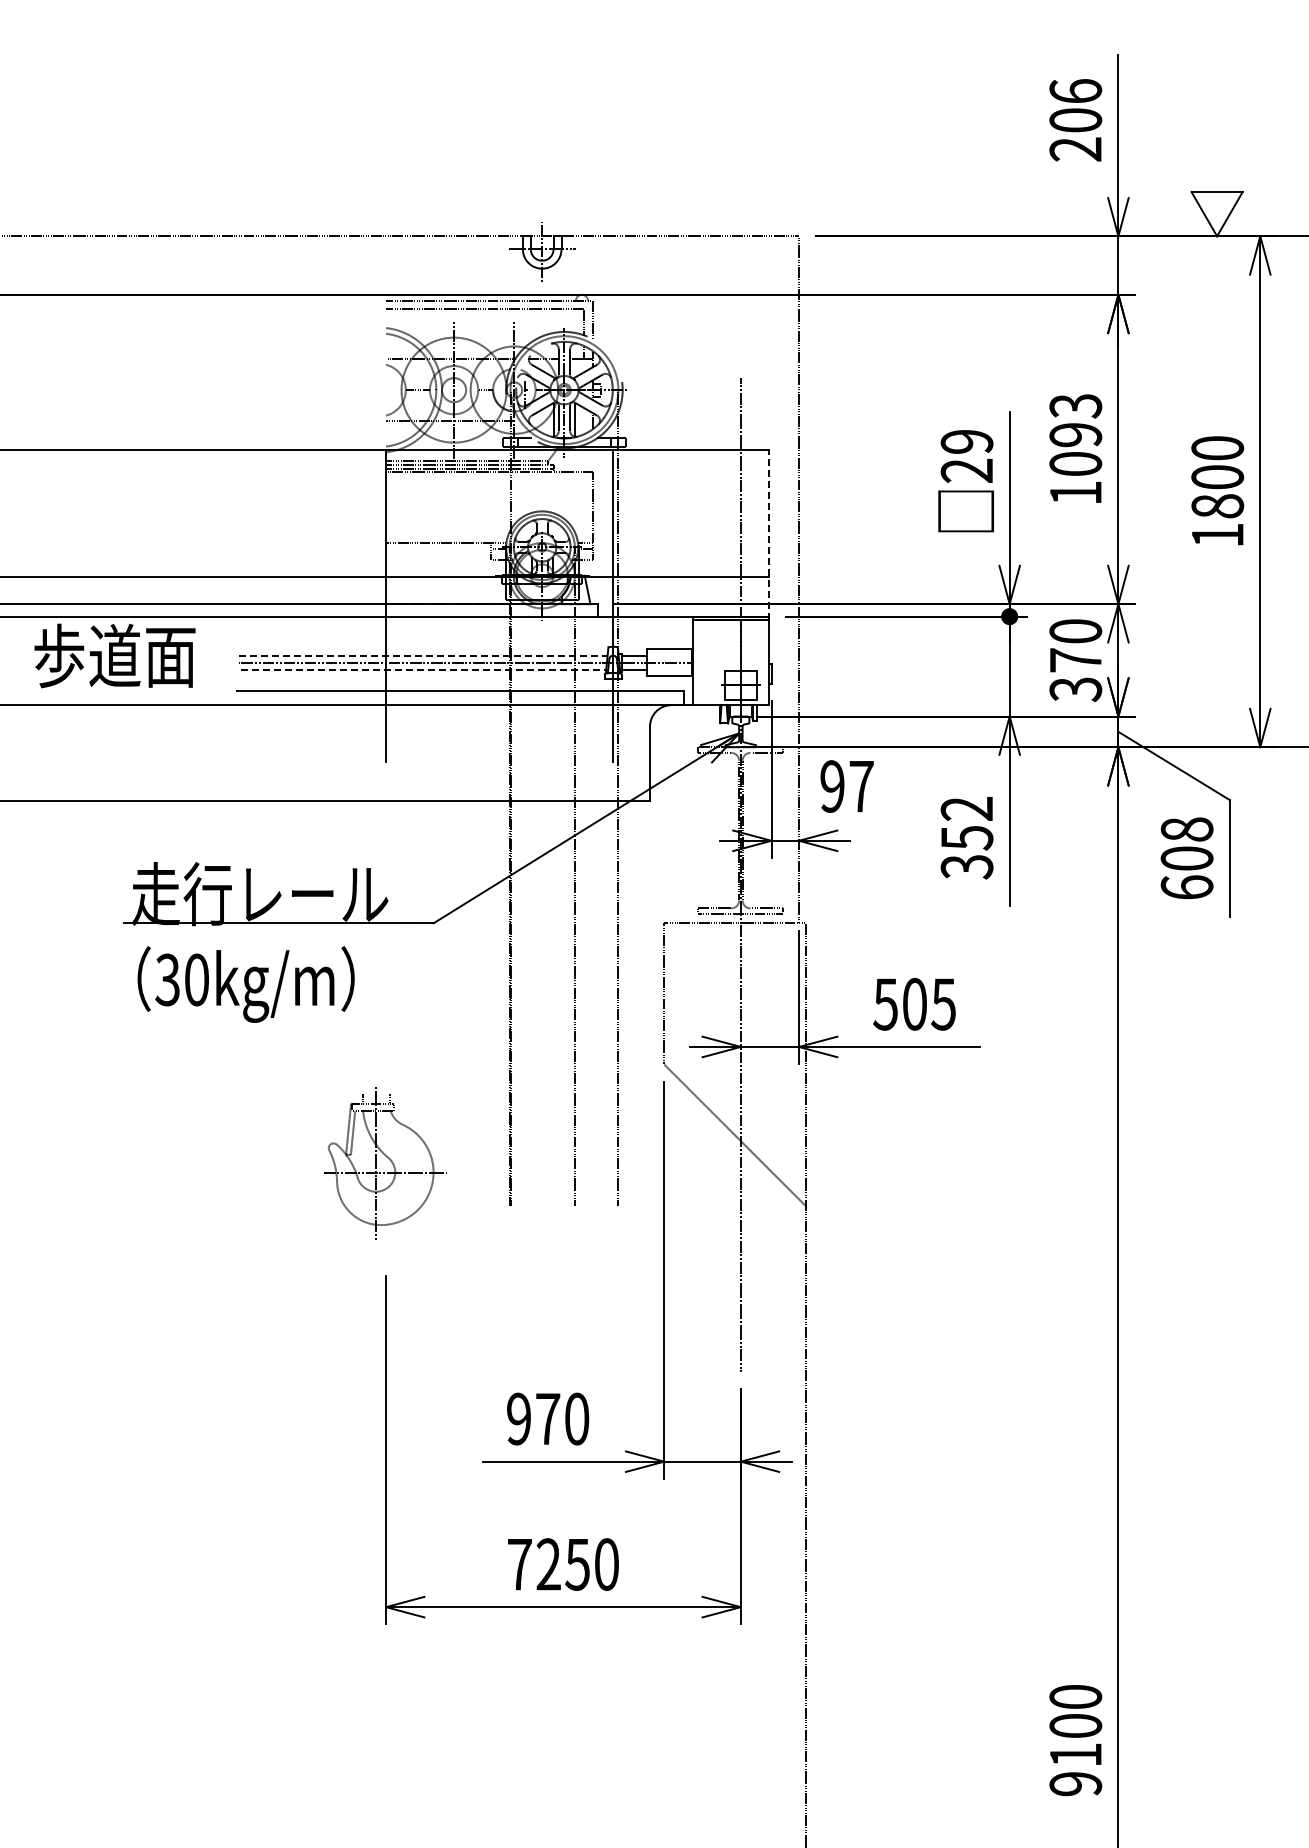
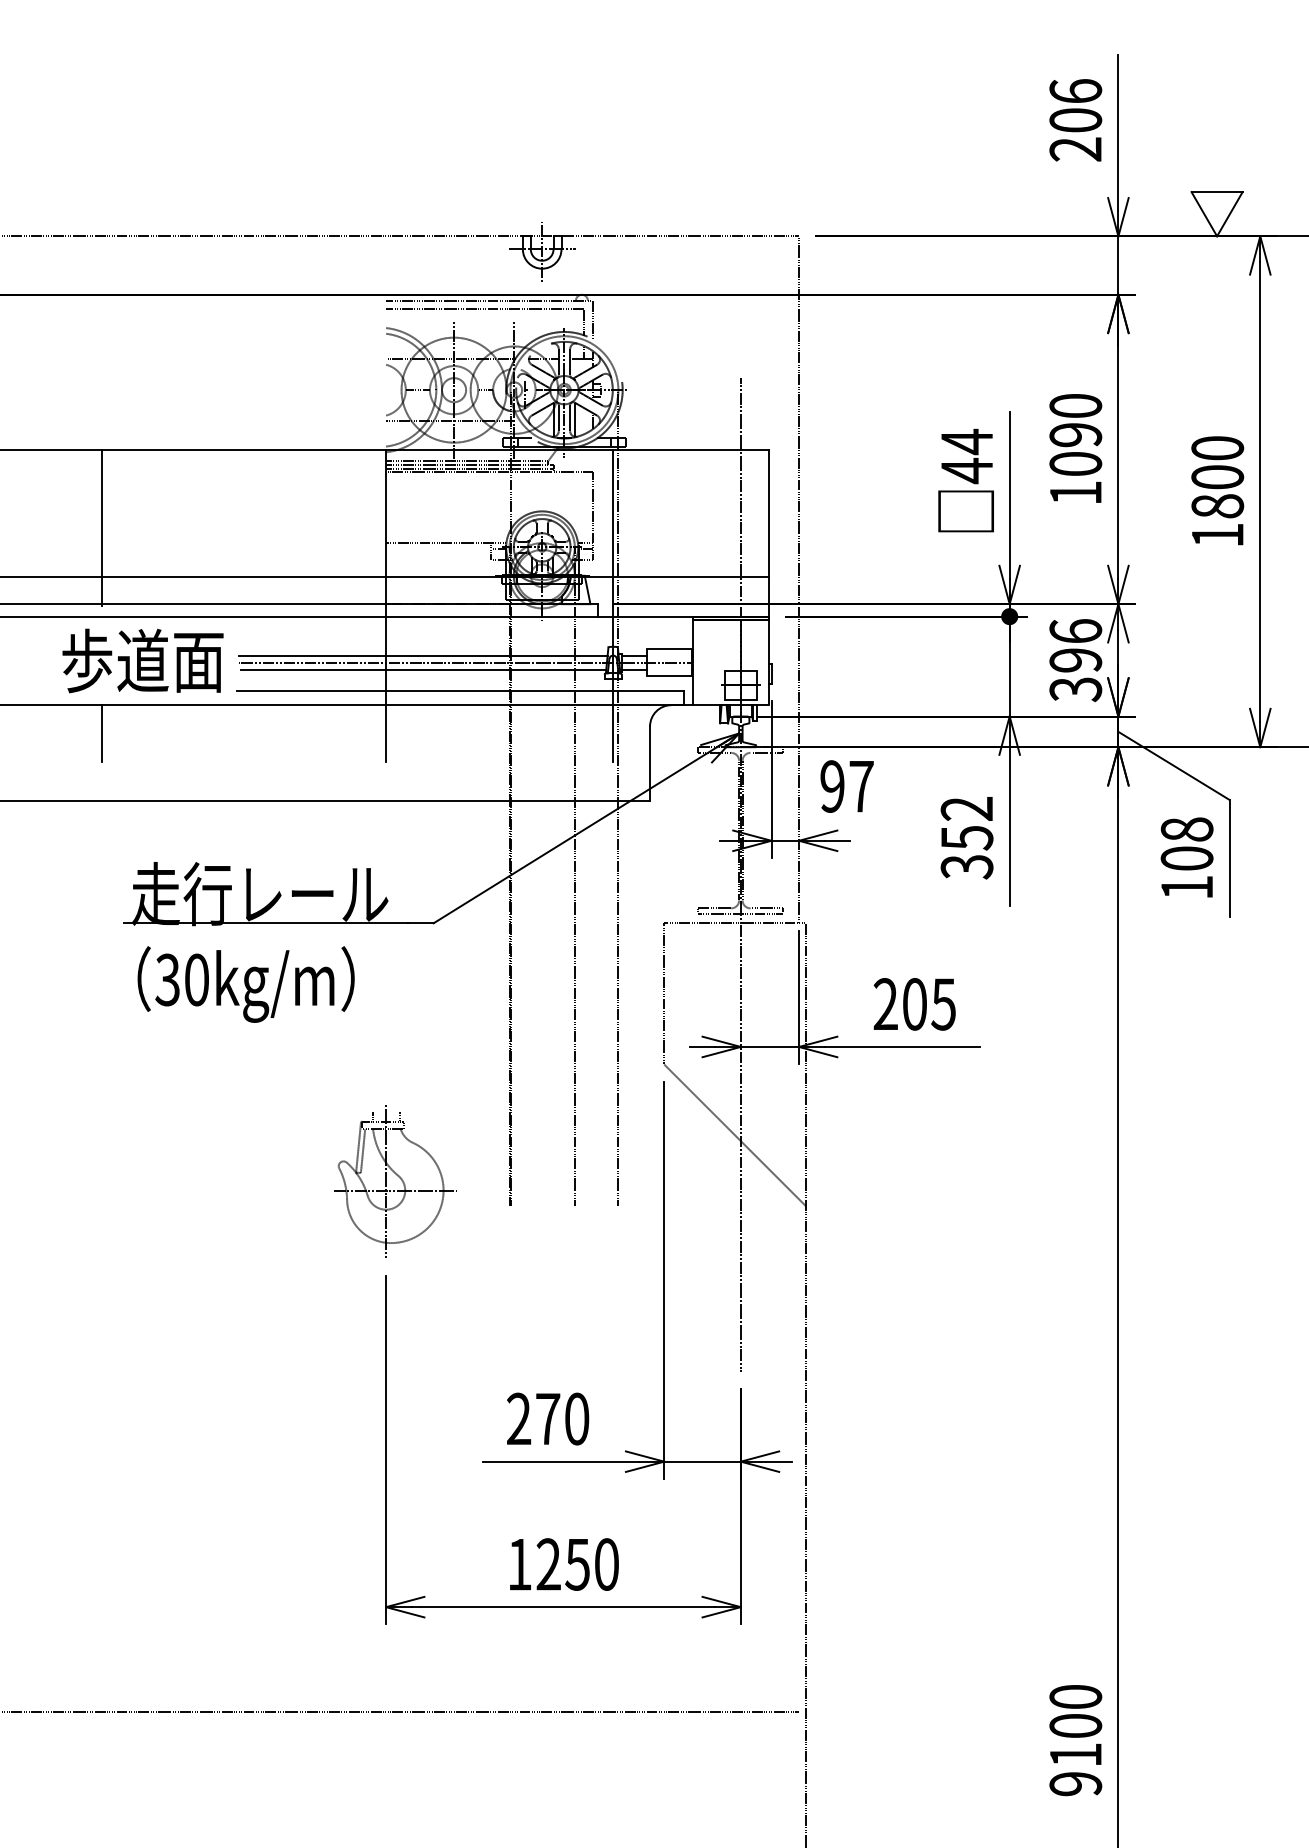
text: 1093 -> 1090 (1075, 406)
text: 29 -> 44 (966, 456)
line: none -> present (102, 527)
line: dashed -> solid (768, 534)
text: 370 -> 396 (1075, 645)
text position: (114, 655) -> (142, 660) (142, 660)
line: dashed -> solid (423, 655)
line: dashed -> solid (423, 669)
line: none -> present (102, 733)
text: 608 -> 108 (1186, 887)
text: 505 -> 205 (885, 1004)
part position: (385, 1163) -> (395, 1181) (395, 1181)
text: 970 -> 270 (519, 1419)
text: 7250 -> 1250 (519, 1564)
line: none -> present (400, 1712)
